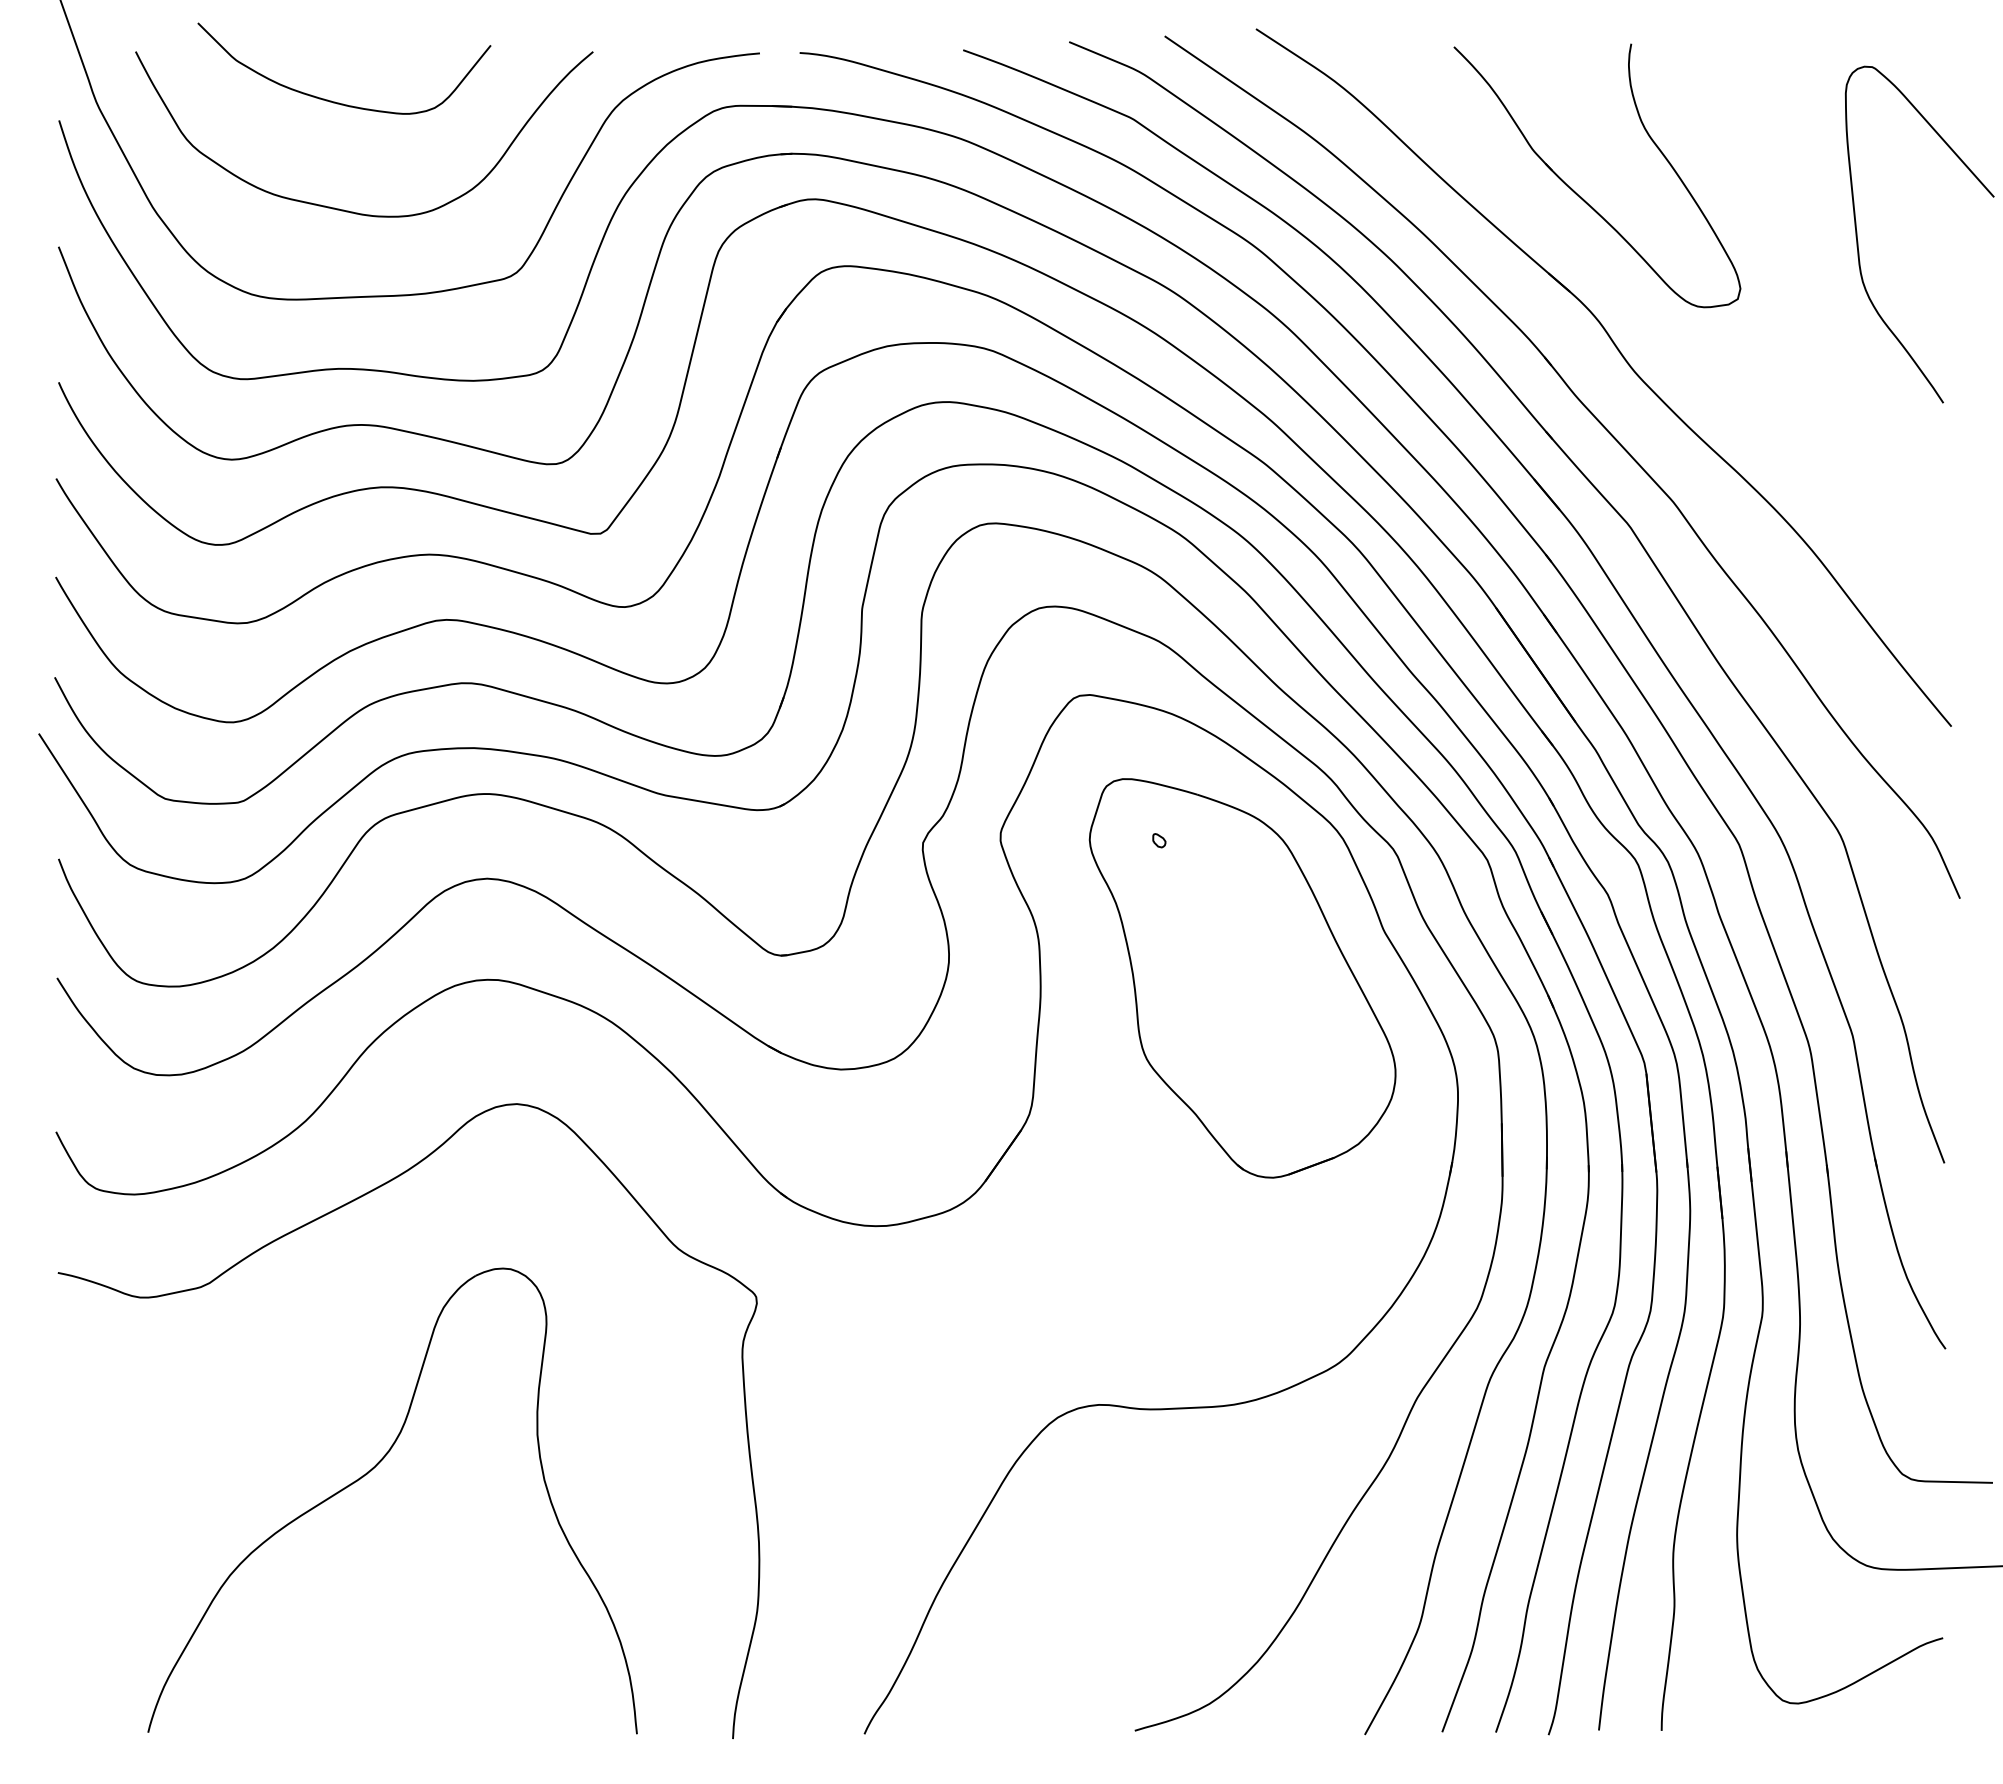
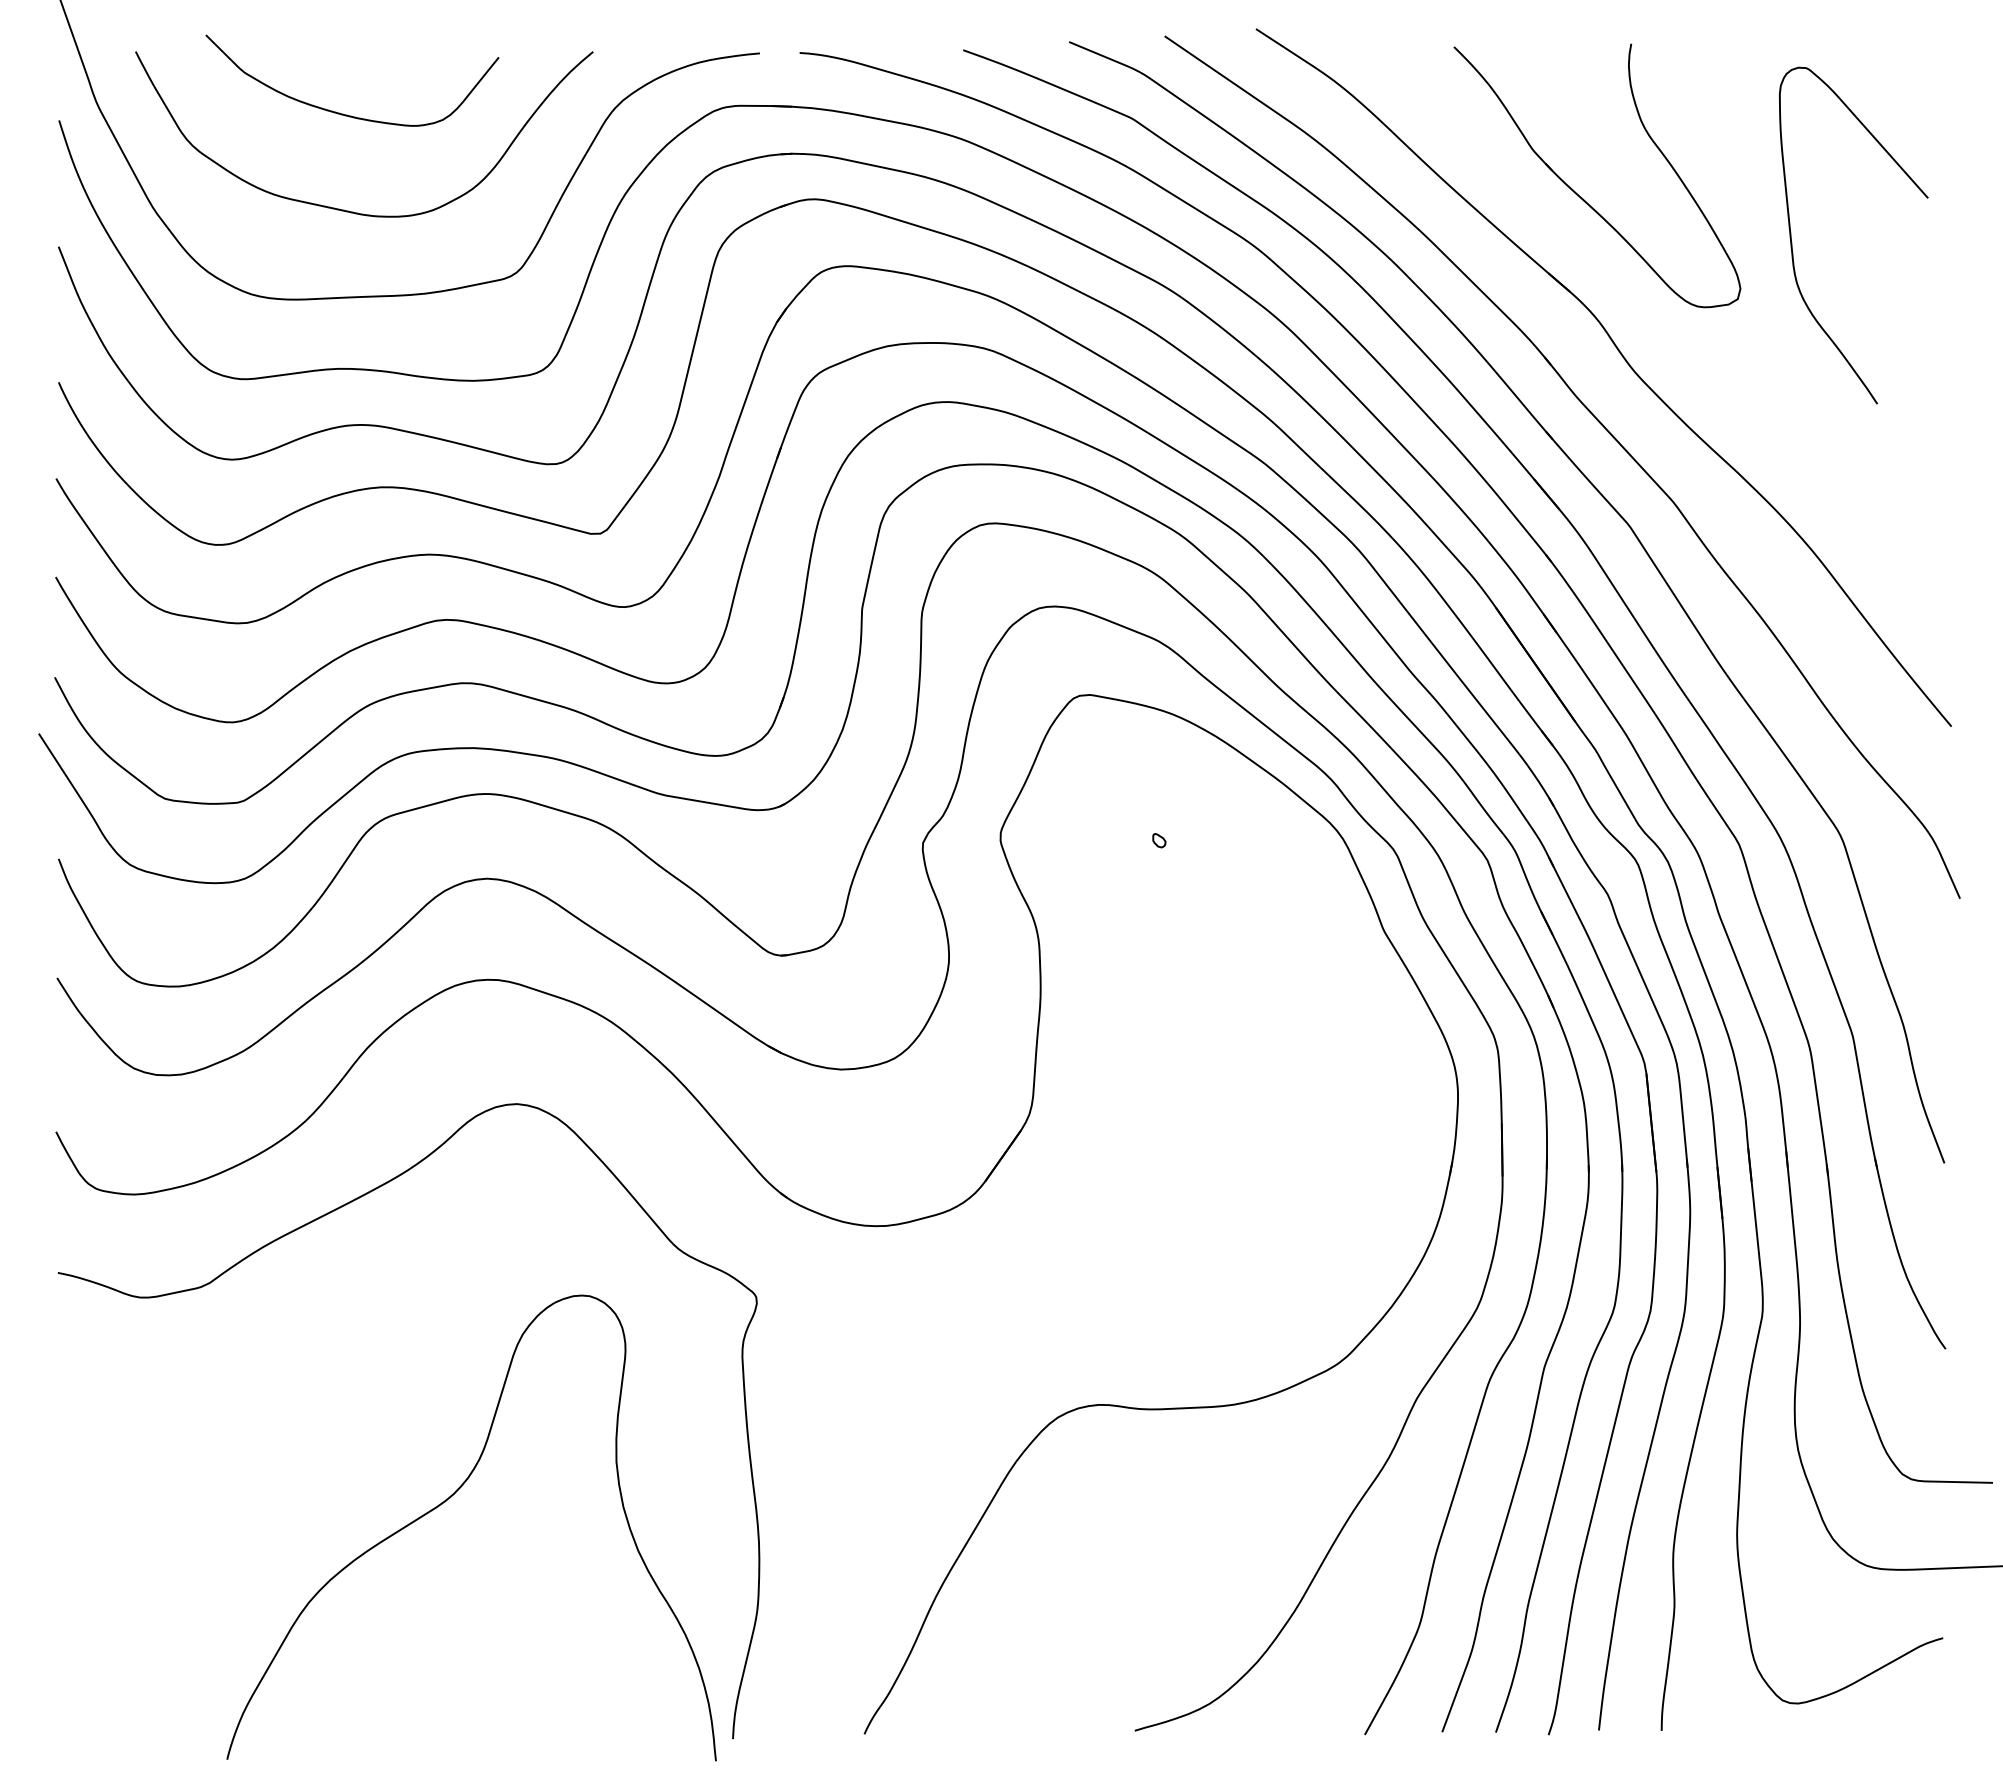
curve position: (335, 101) -> (343, 113) (343, 113)
curve position: (1858, 241) -> (1792, 242) (1792, 242)
part: present -> none (1242, 978)
part position: (371, 1471) -> (450, 1498) (450, 1498)
